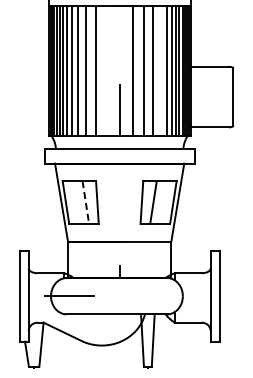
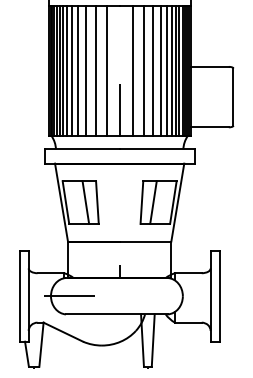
line: none -> present (106, 70)
line: none -> present (161, 70)
line: dashed -> solid (85, 202)
